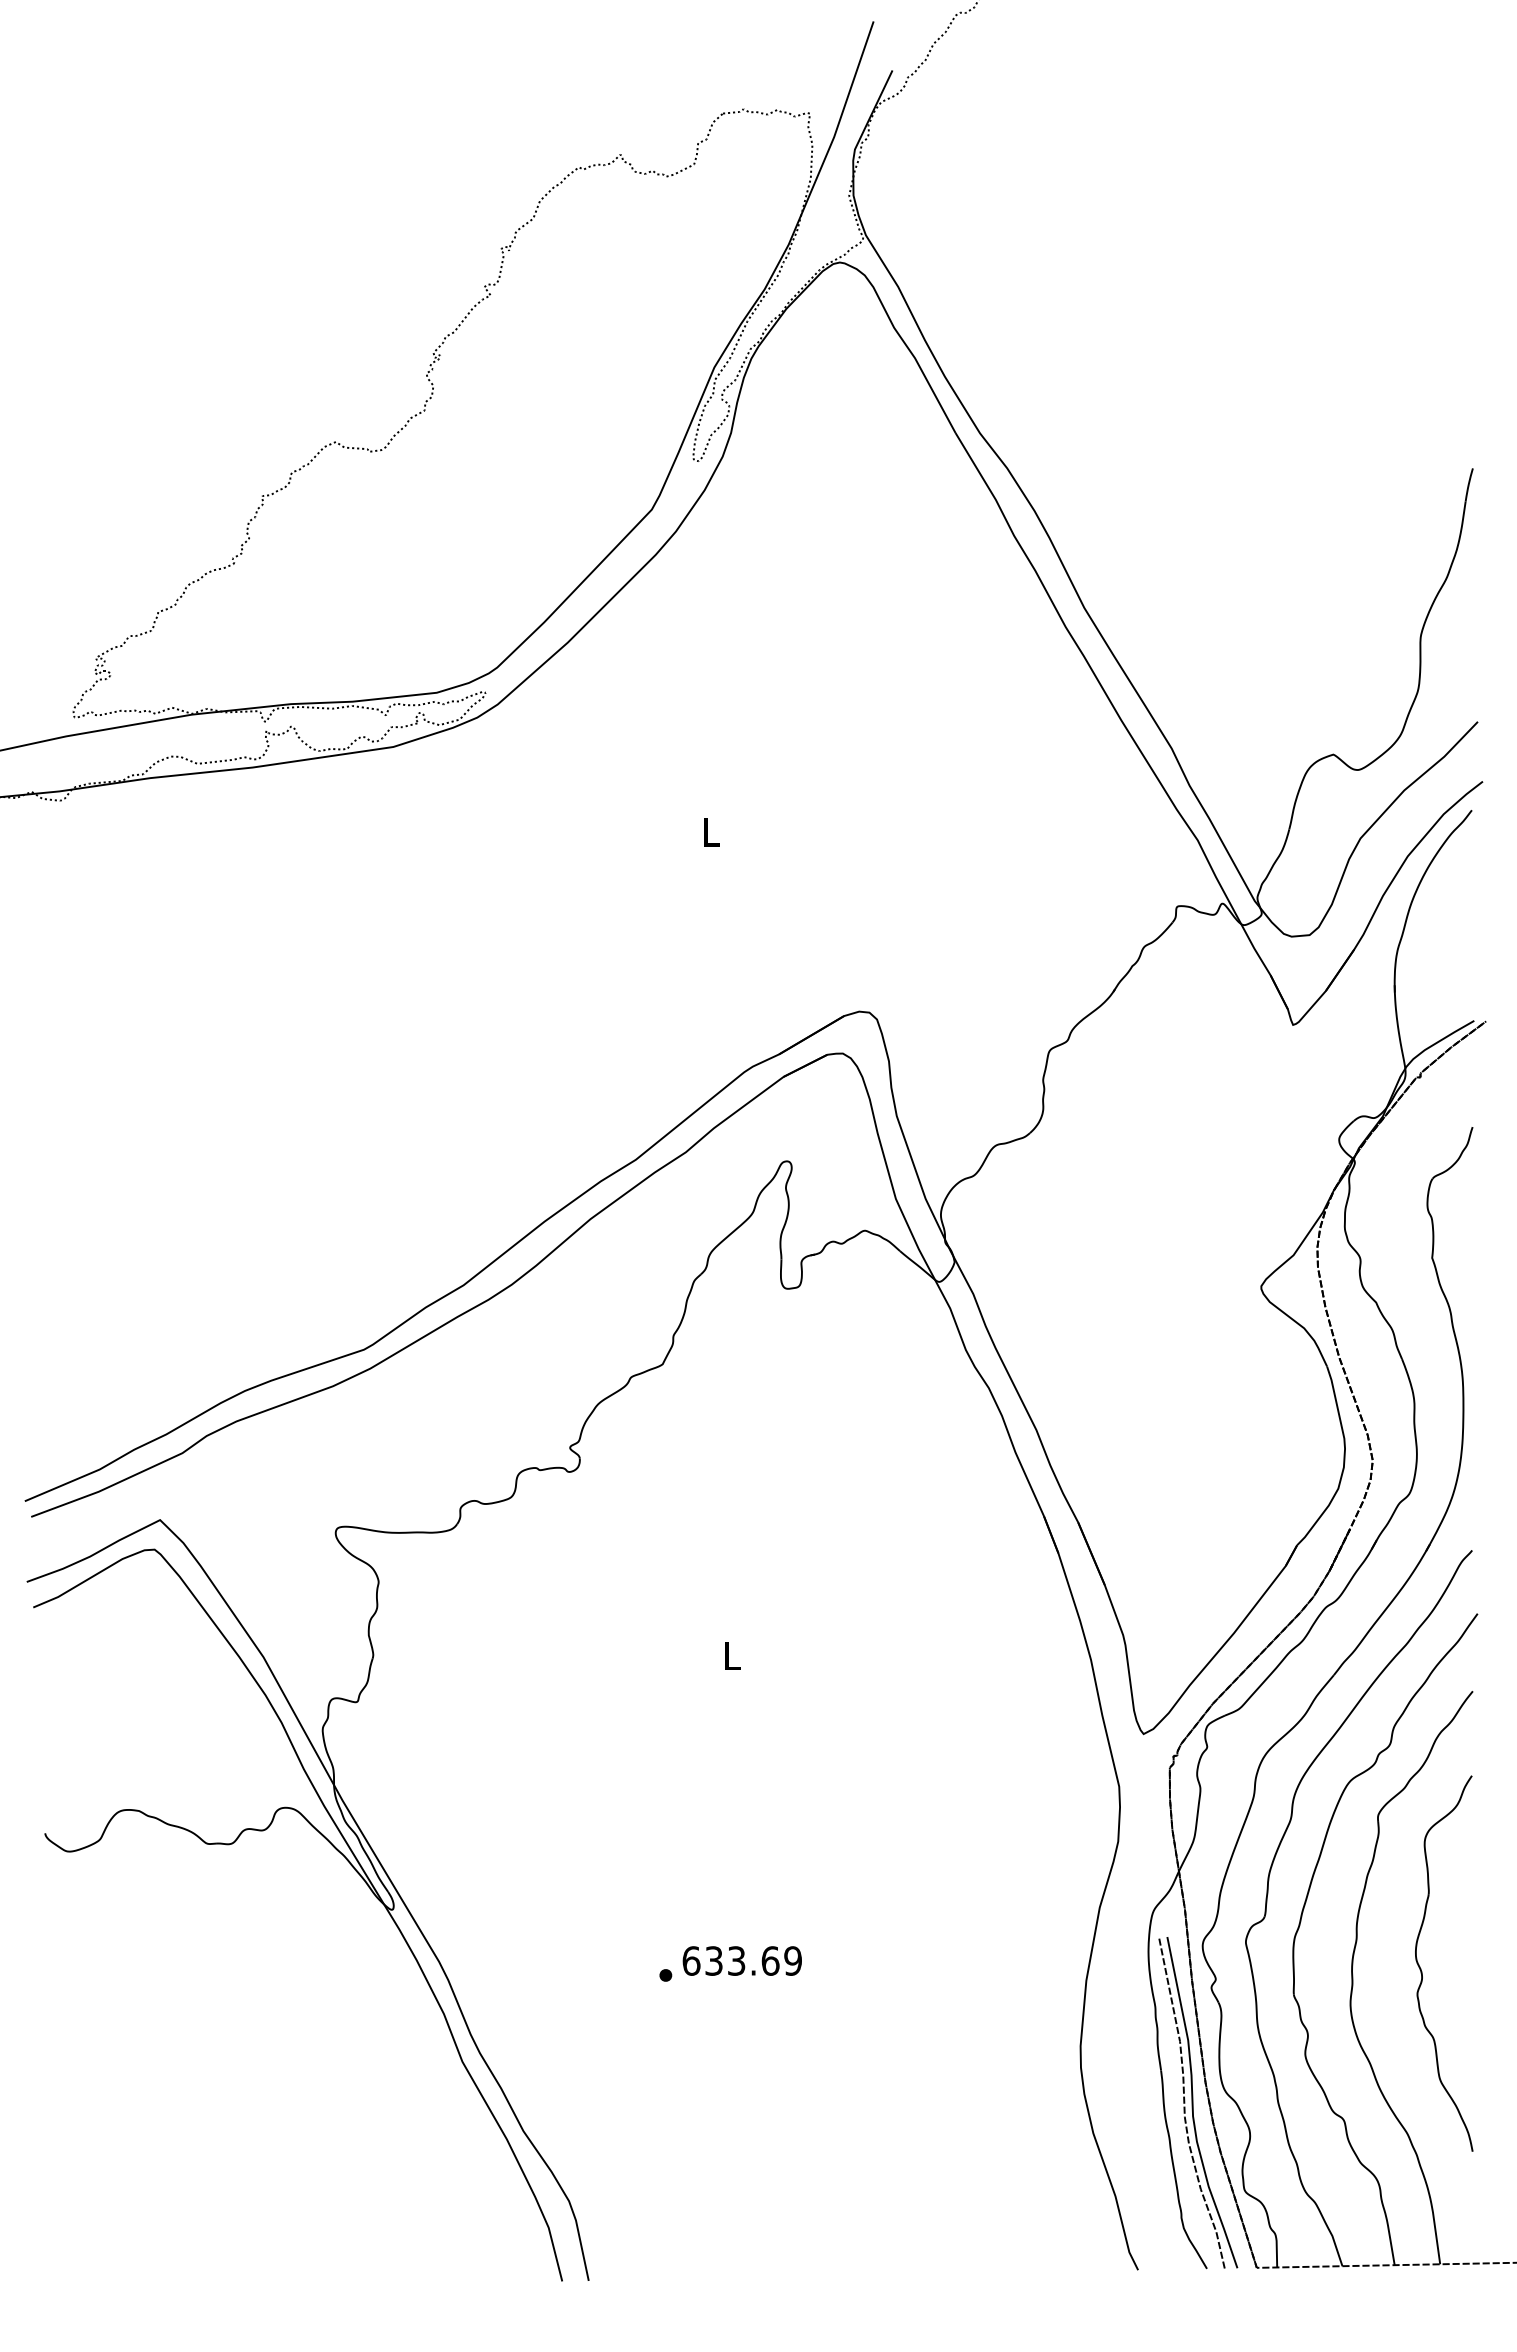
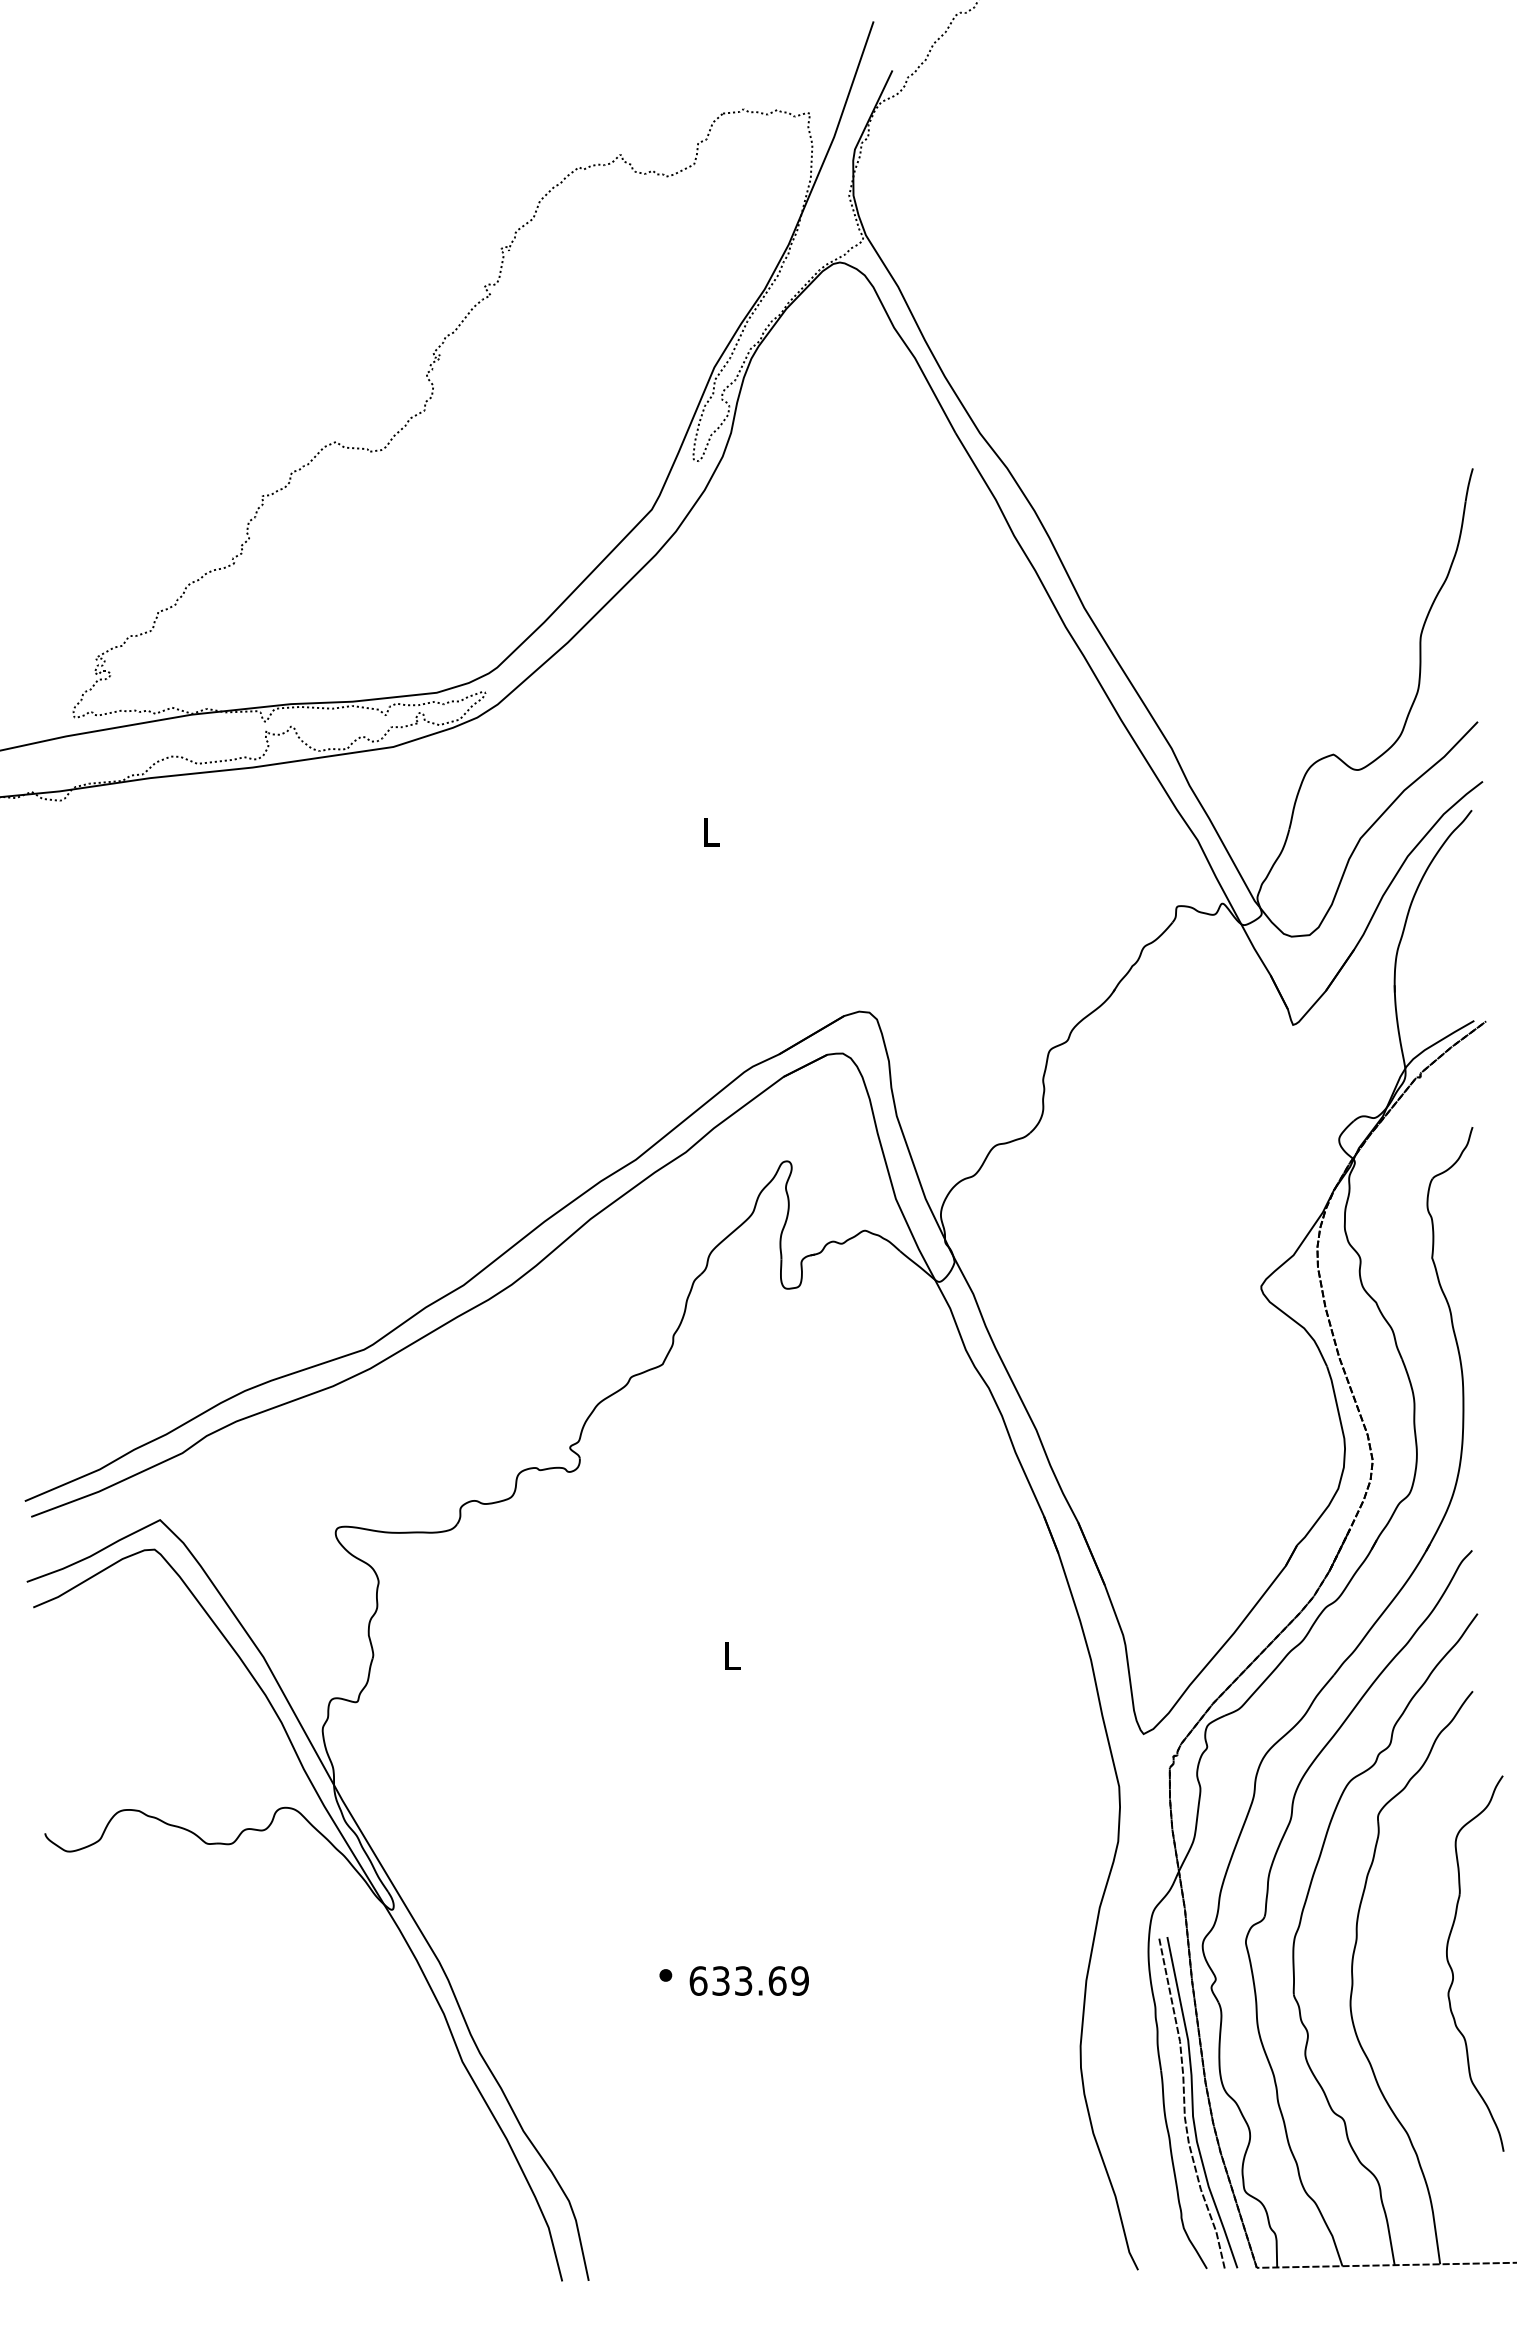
text position: (741, 1960) -> (748, 1980) (748, 1980)
part position: (1422, 1971) -> (1453, 1971) (1453, 1971)
